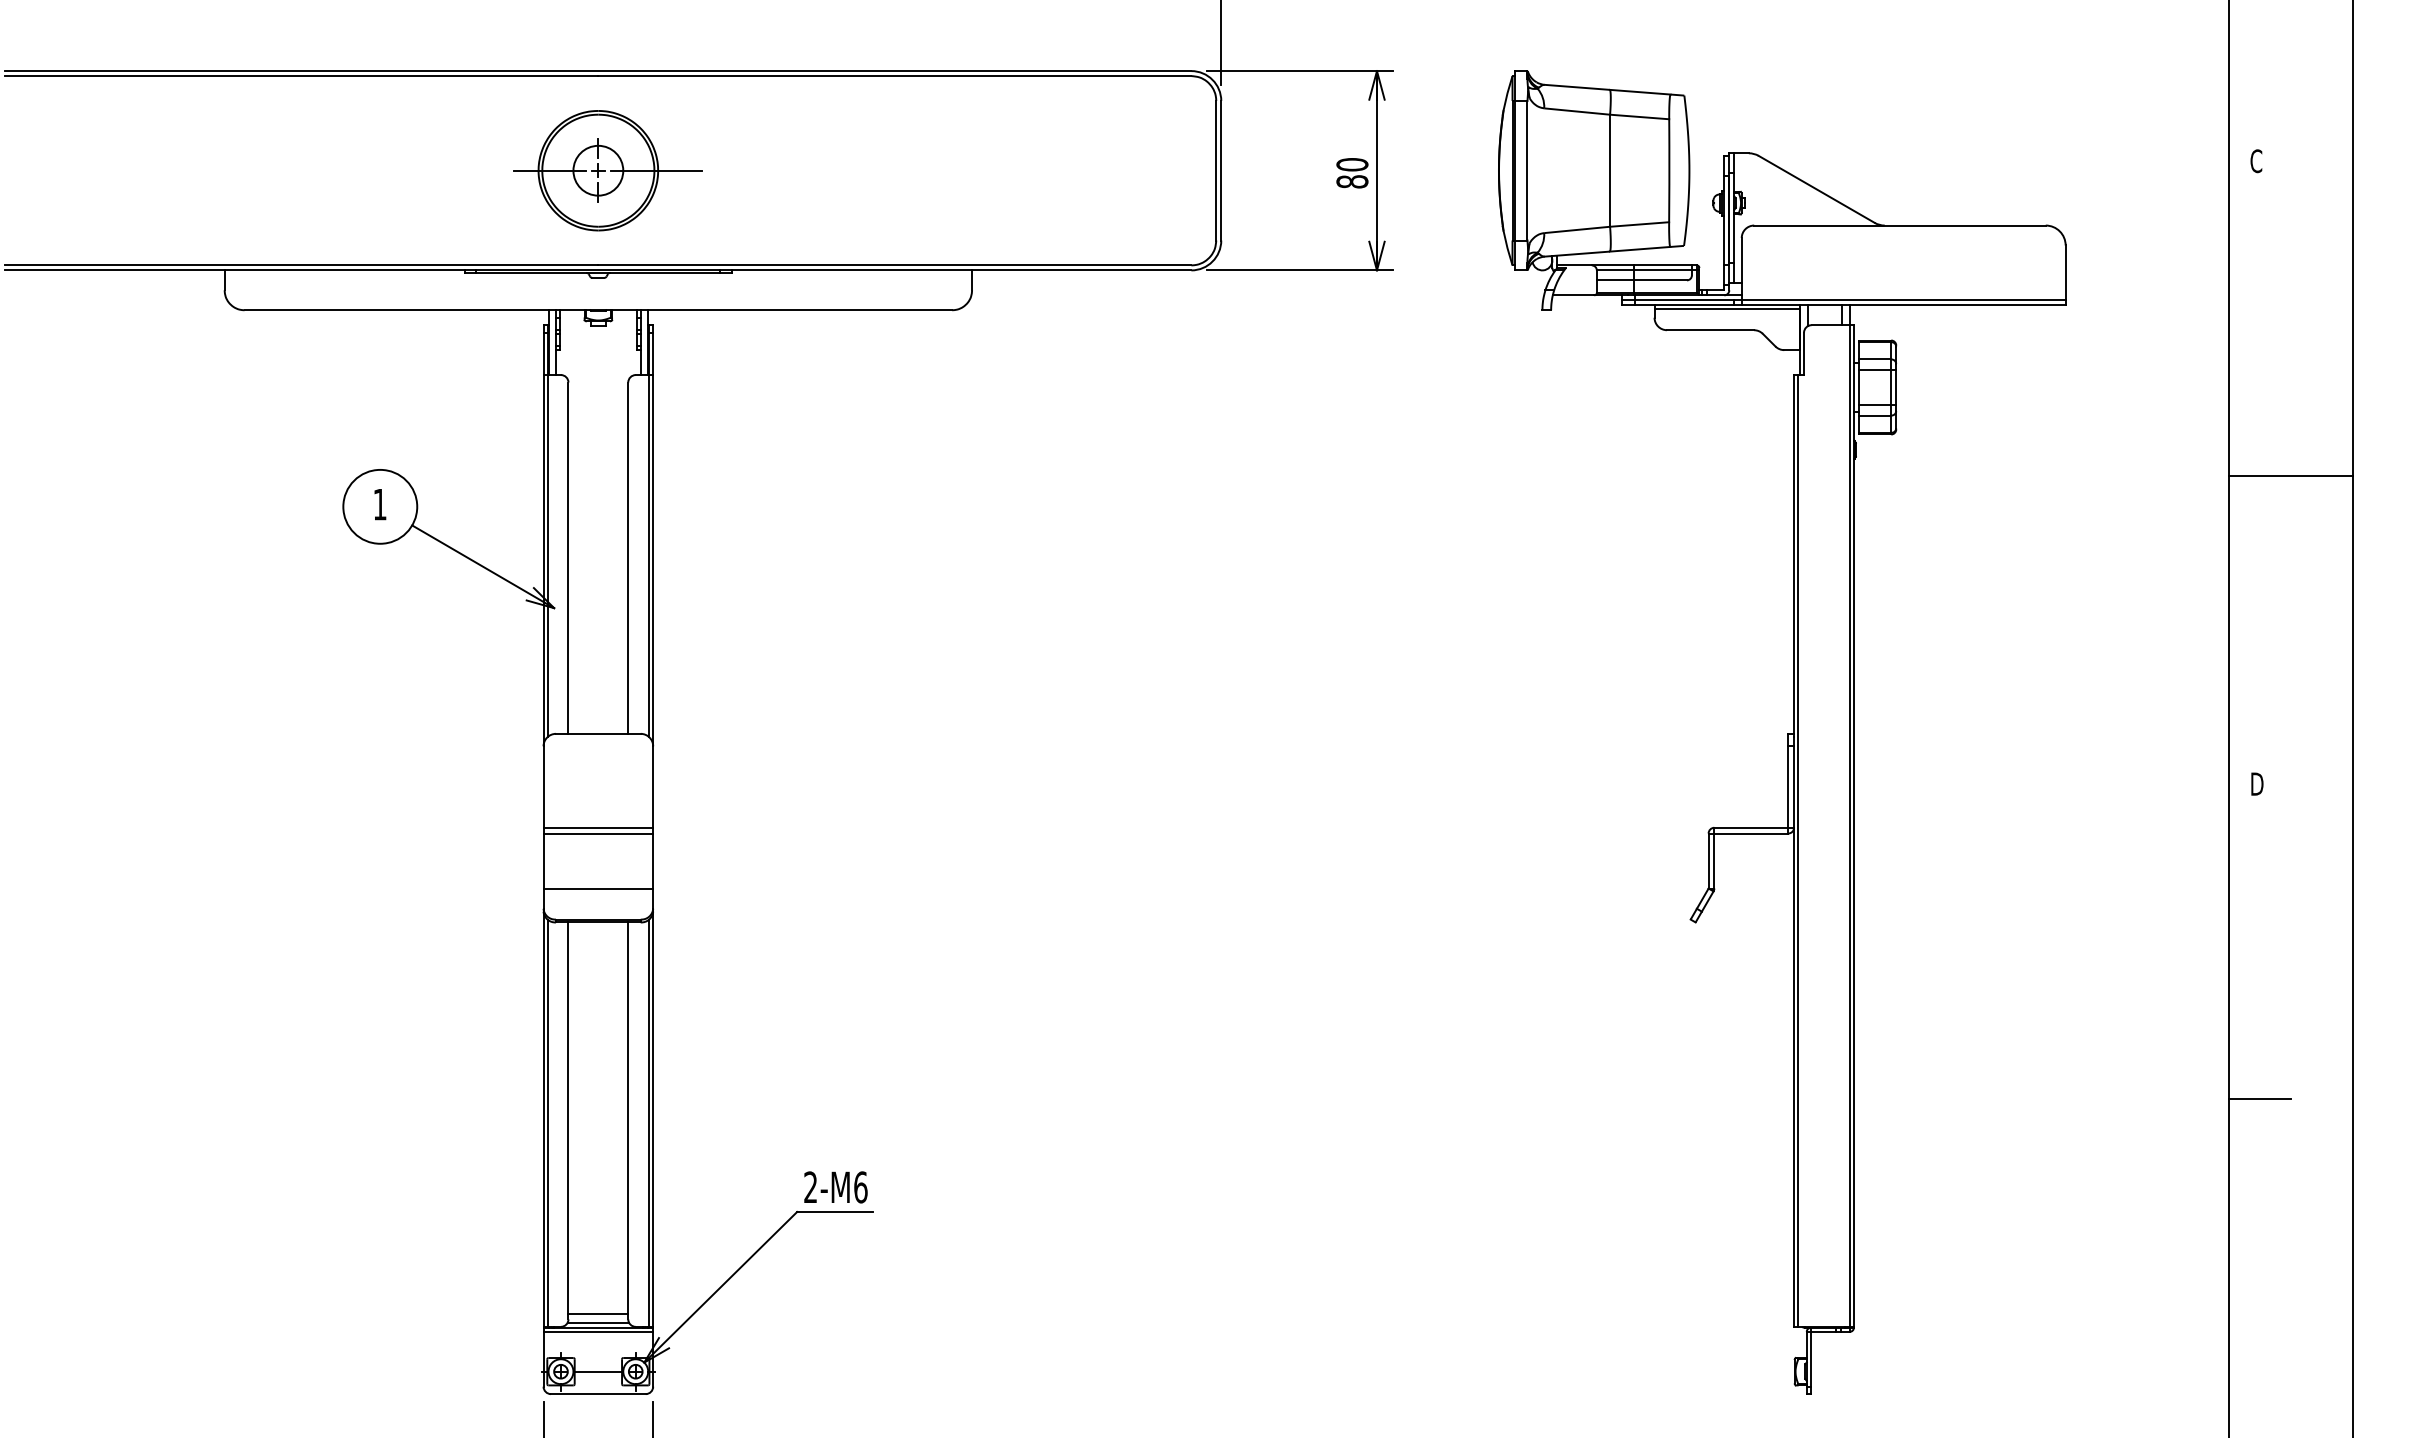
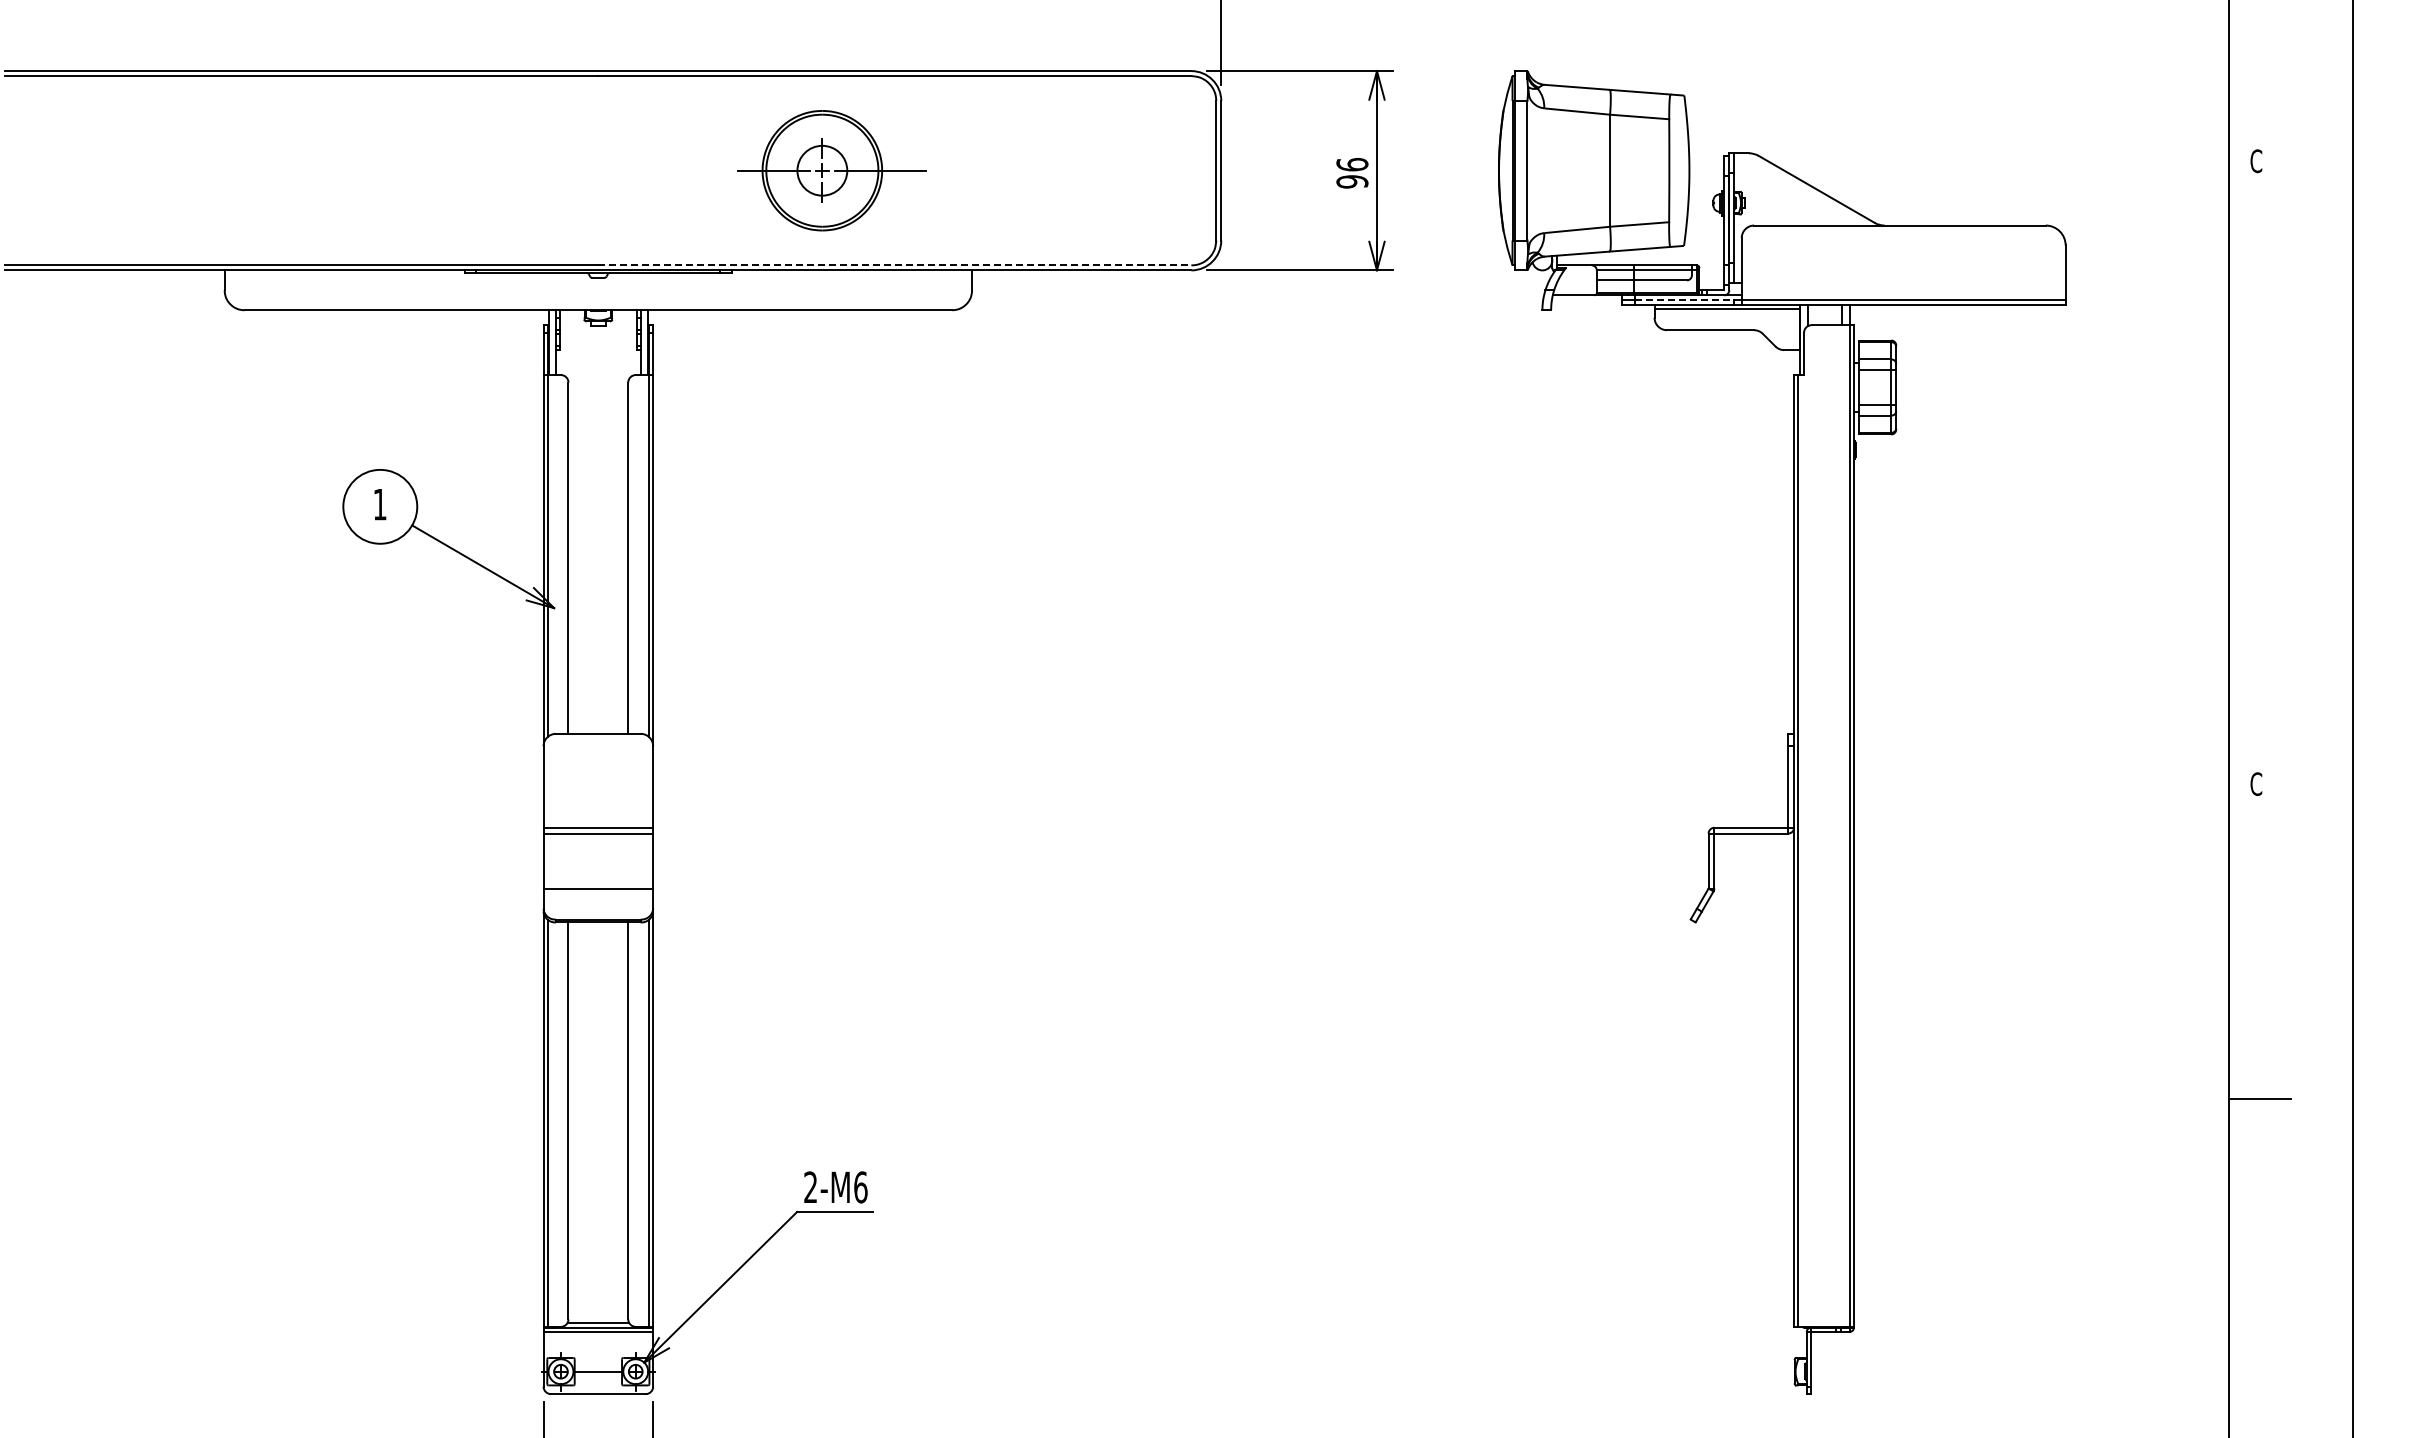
part position: (607, 170) -> (831, 170) (831, 170)
text: 80 -> 96 (1352, 172)
line: solid -> dashed (894, 265)
line: solid -> dashed (1684, 300)
line: present -> none (2290, 475)
text: D -> C (2256, 784)
line: present -> none (598, 1314)
